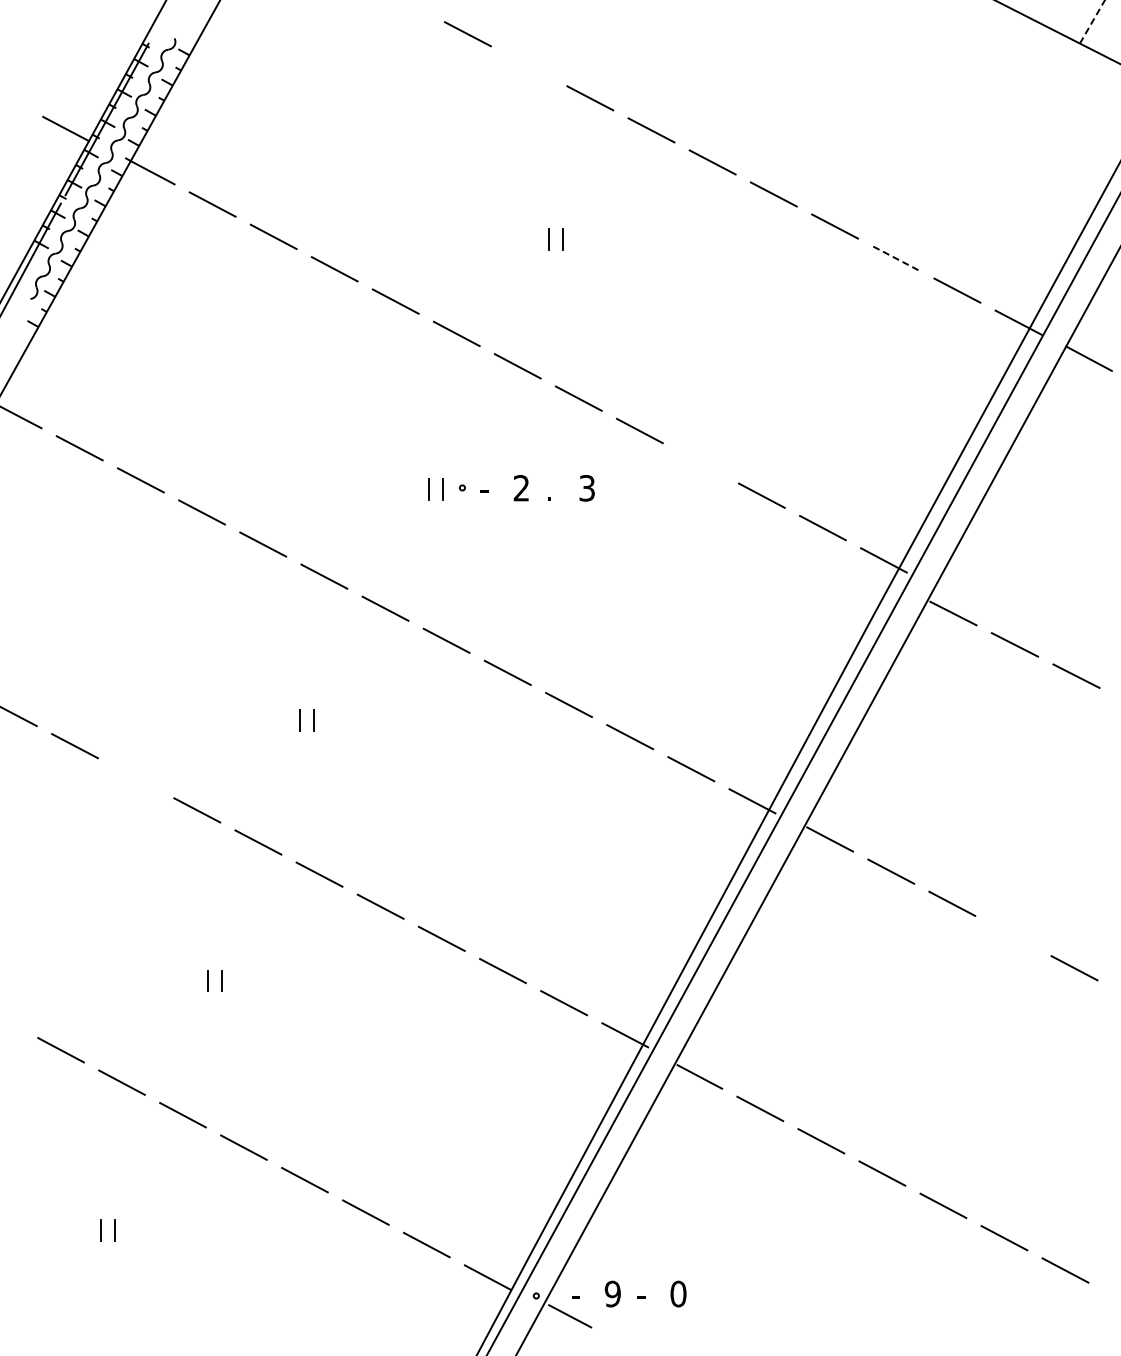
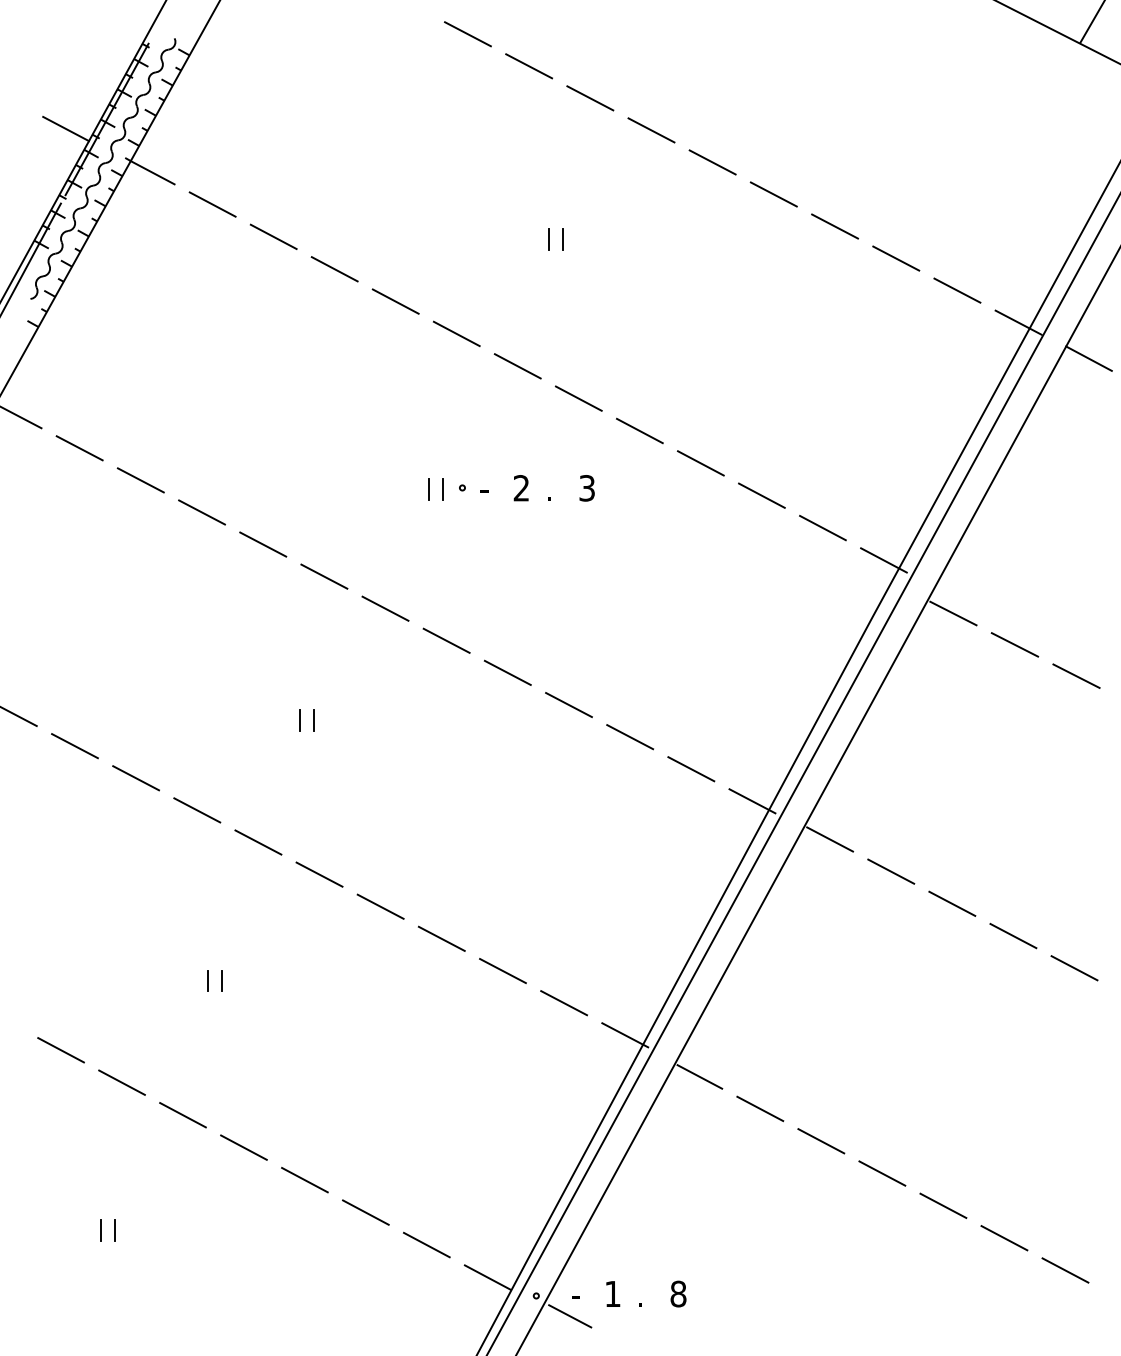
line: dashed -> solid (1092, 22)
line: none -> present (529, 66)
line: dashed -> solid (896, 258)
line: none -> present (700, 463)
line: none -> present (136, 778)
line: none -> present (1013, 935)
text: 9 -> 1 (612, 1293)
text: 0 -> 8 (678, 1294)
text: - -> . (641, 1301)
